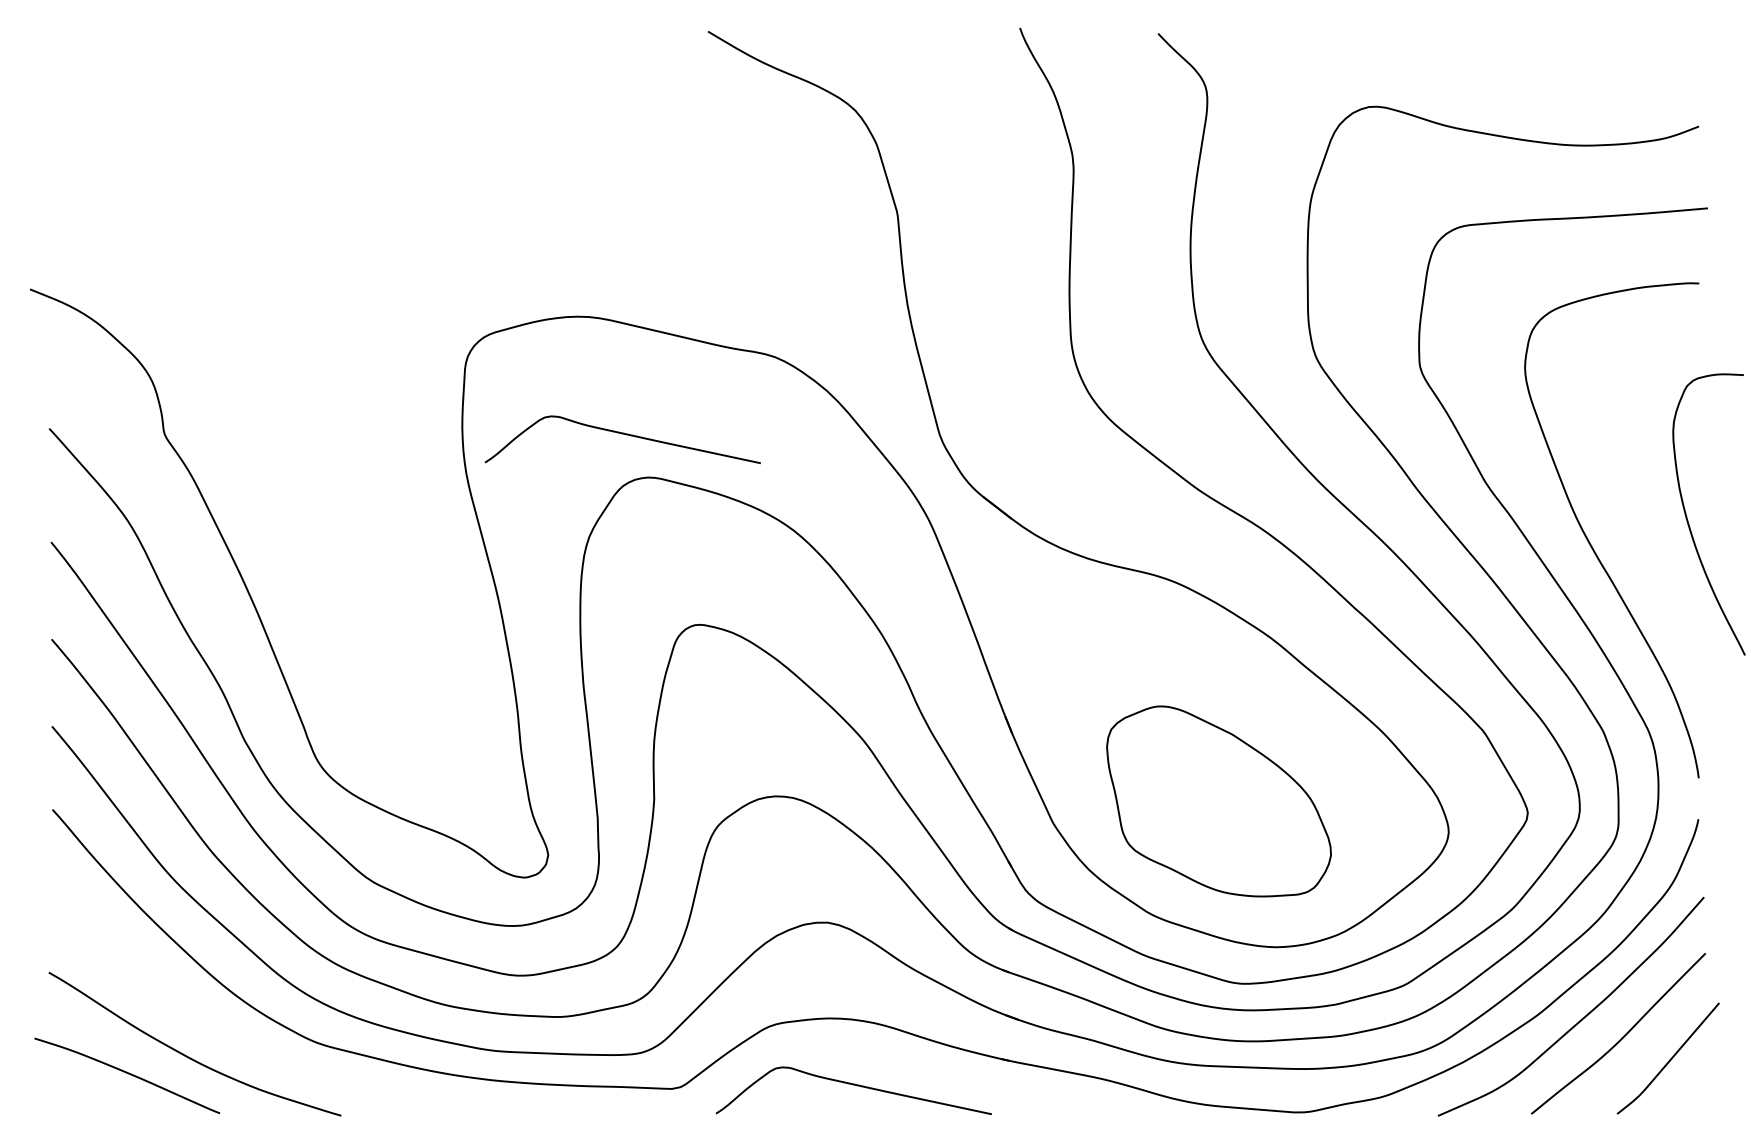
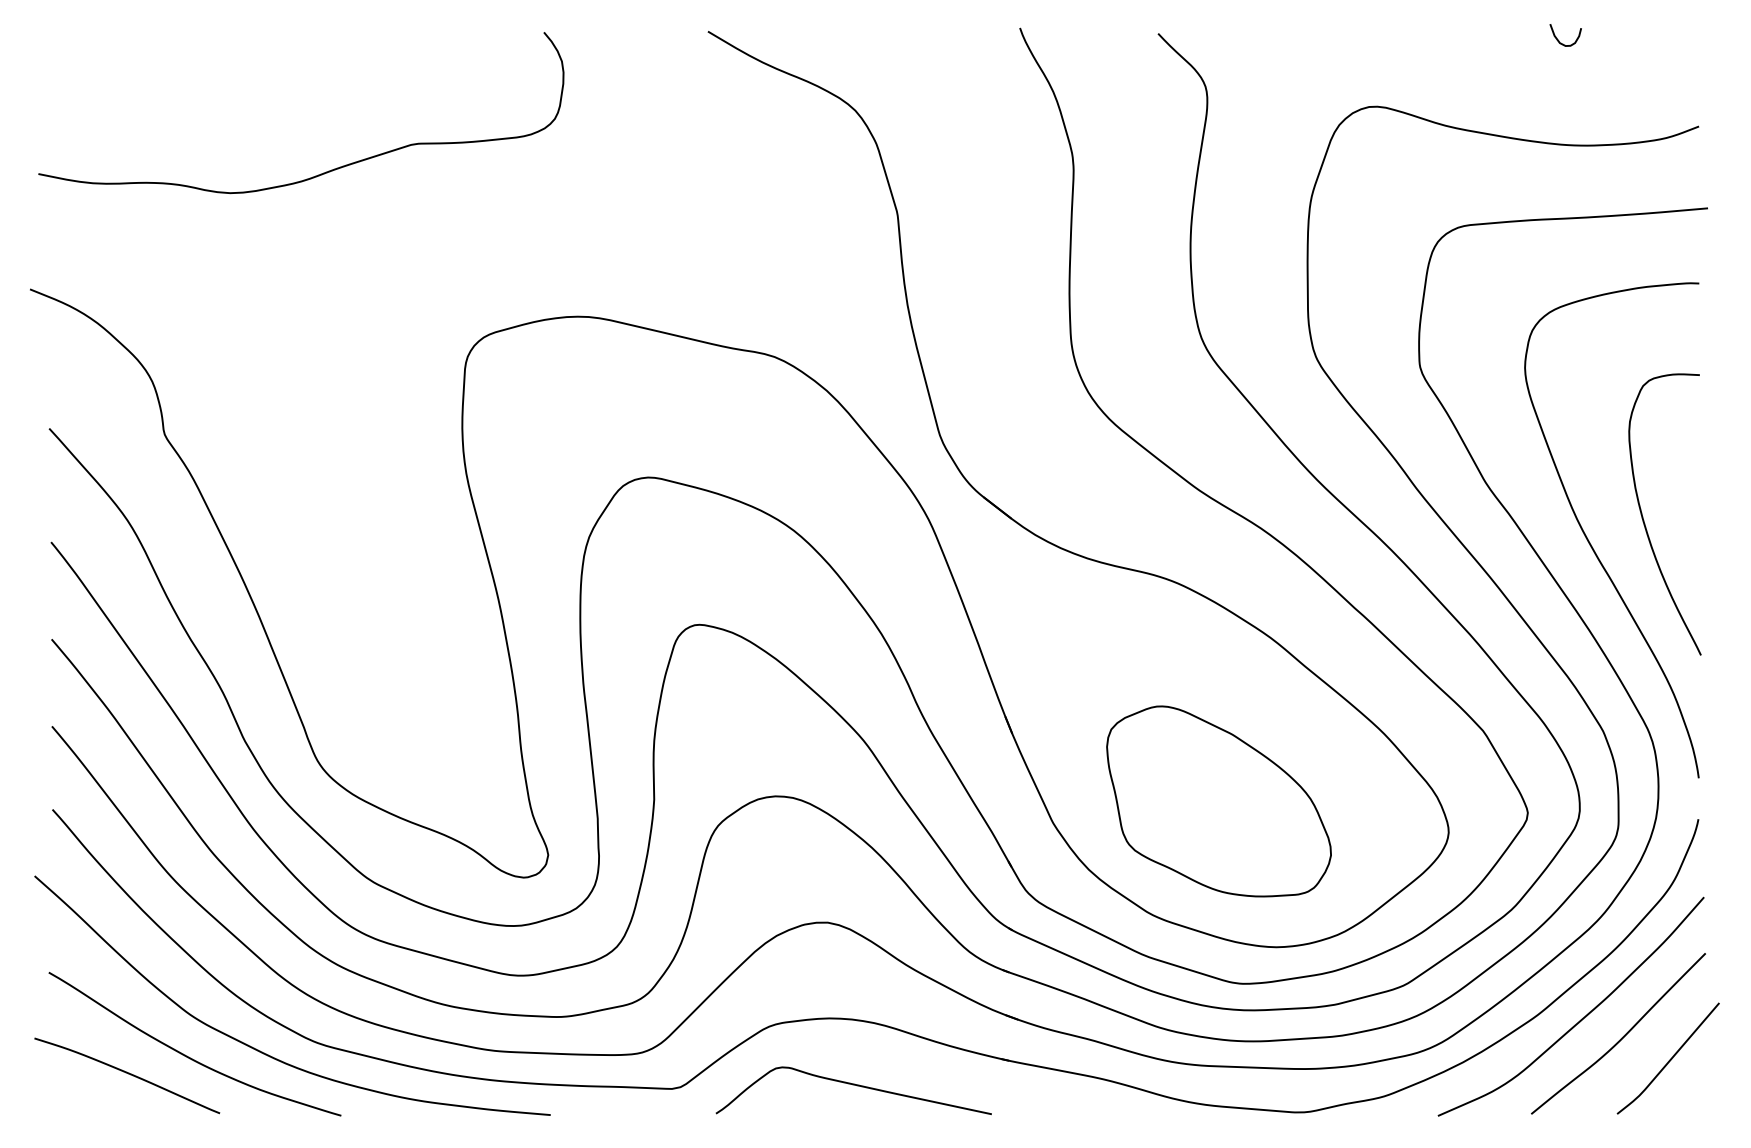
curve: none -> present (1559, 40)
curve: none -> present (320, 173)
curve: present -> none (622, 434)
curve position: (1688, 520) -> (1644, 520) (1644, 520)
curve: none -> present (264, 1052)
